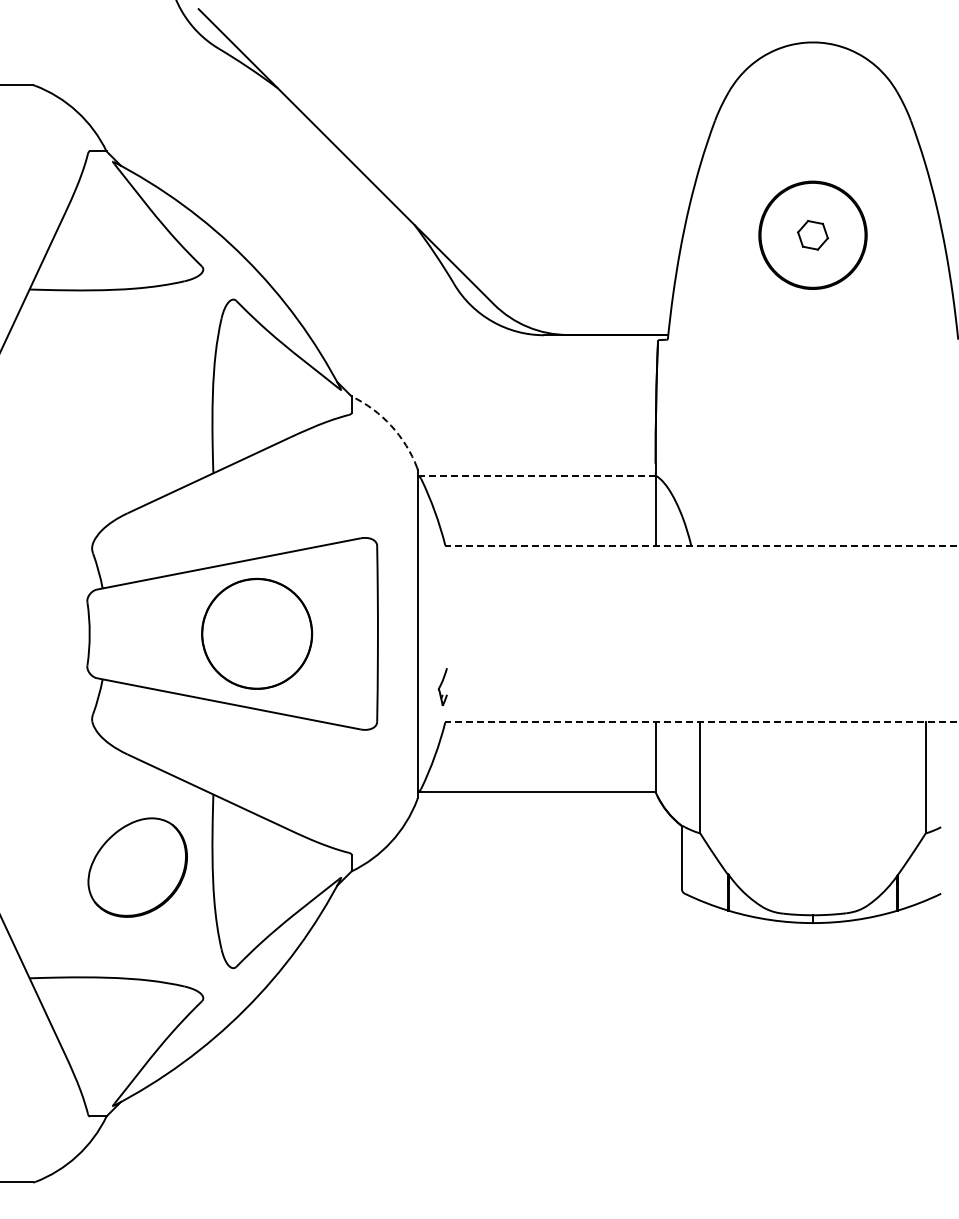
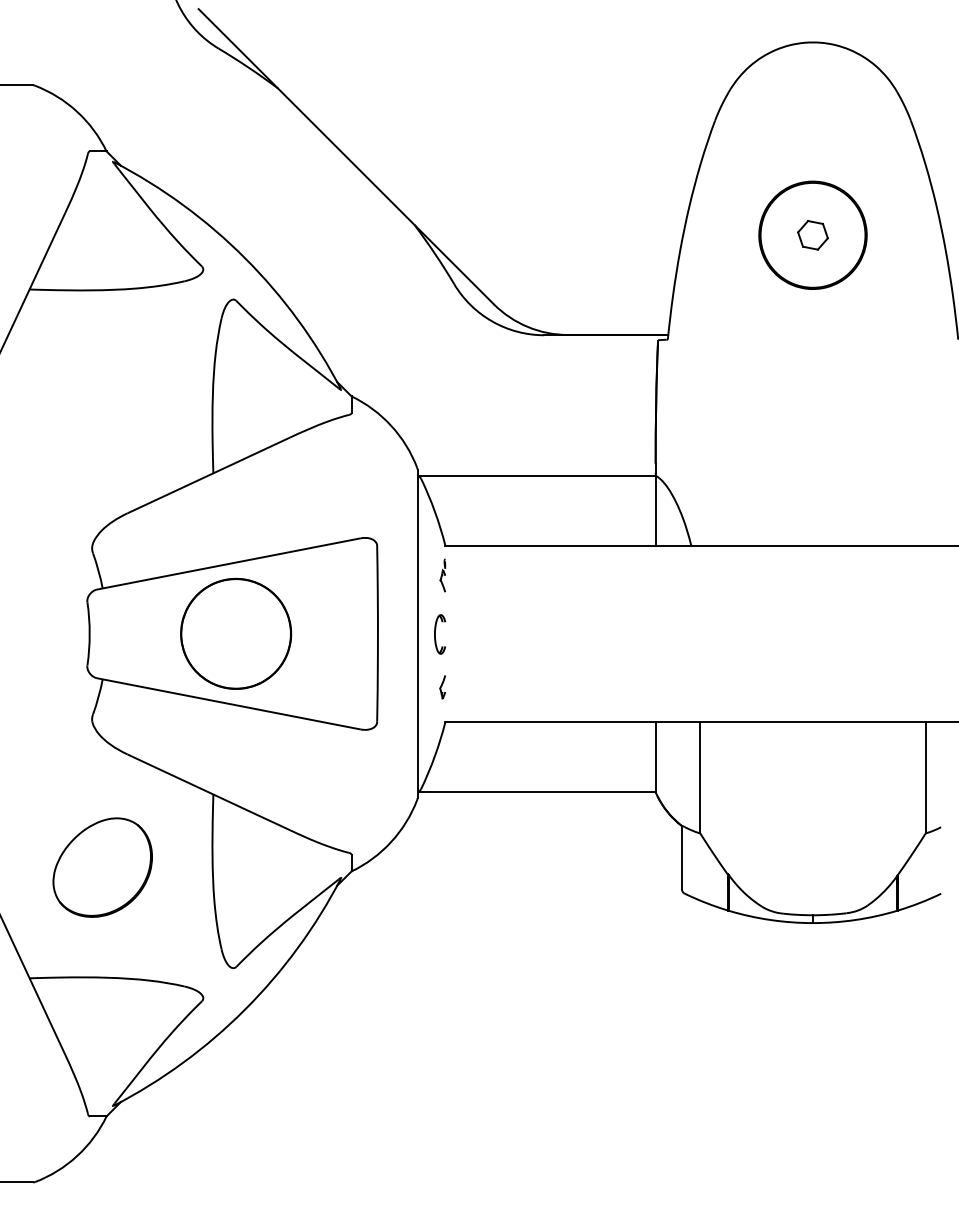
arc: dashed -> solid (391, 425)
line: dashed -> solid (537, 475)
line: dashed -> solid (701, 545)
part: none -> present (442, 575)
part position: (257, 633) -> (236, 633) (236, 633)
part: none -> present (440, 634)
part size: 11x38 px -> 7x25 px (442, 687)
line: dashed -> solid (701, 722)
part position: (137, 867) -> (102, 867) (102, 867)
